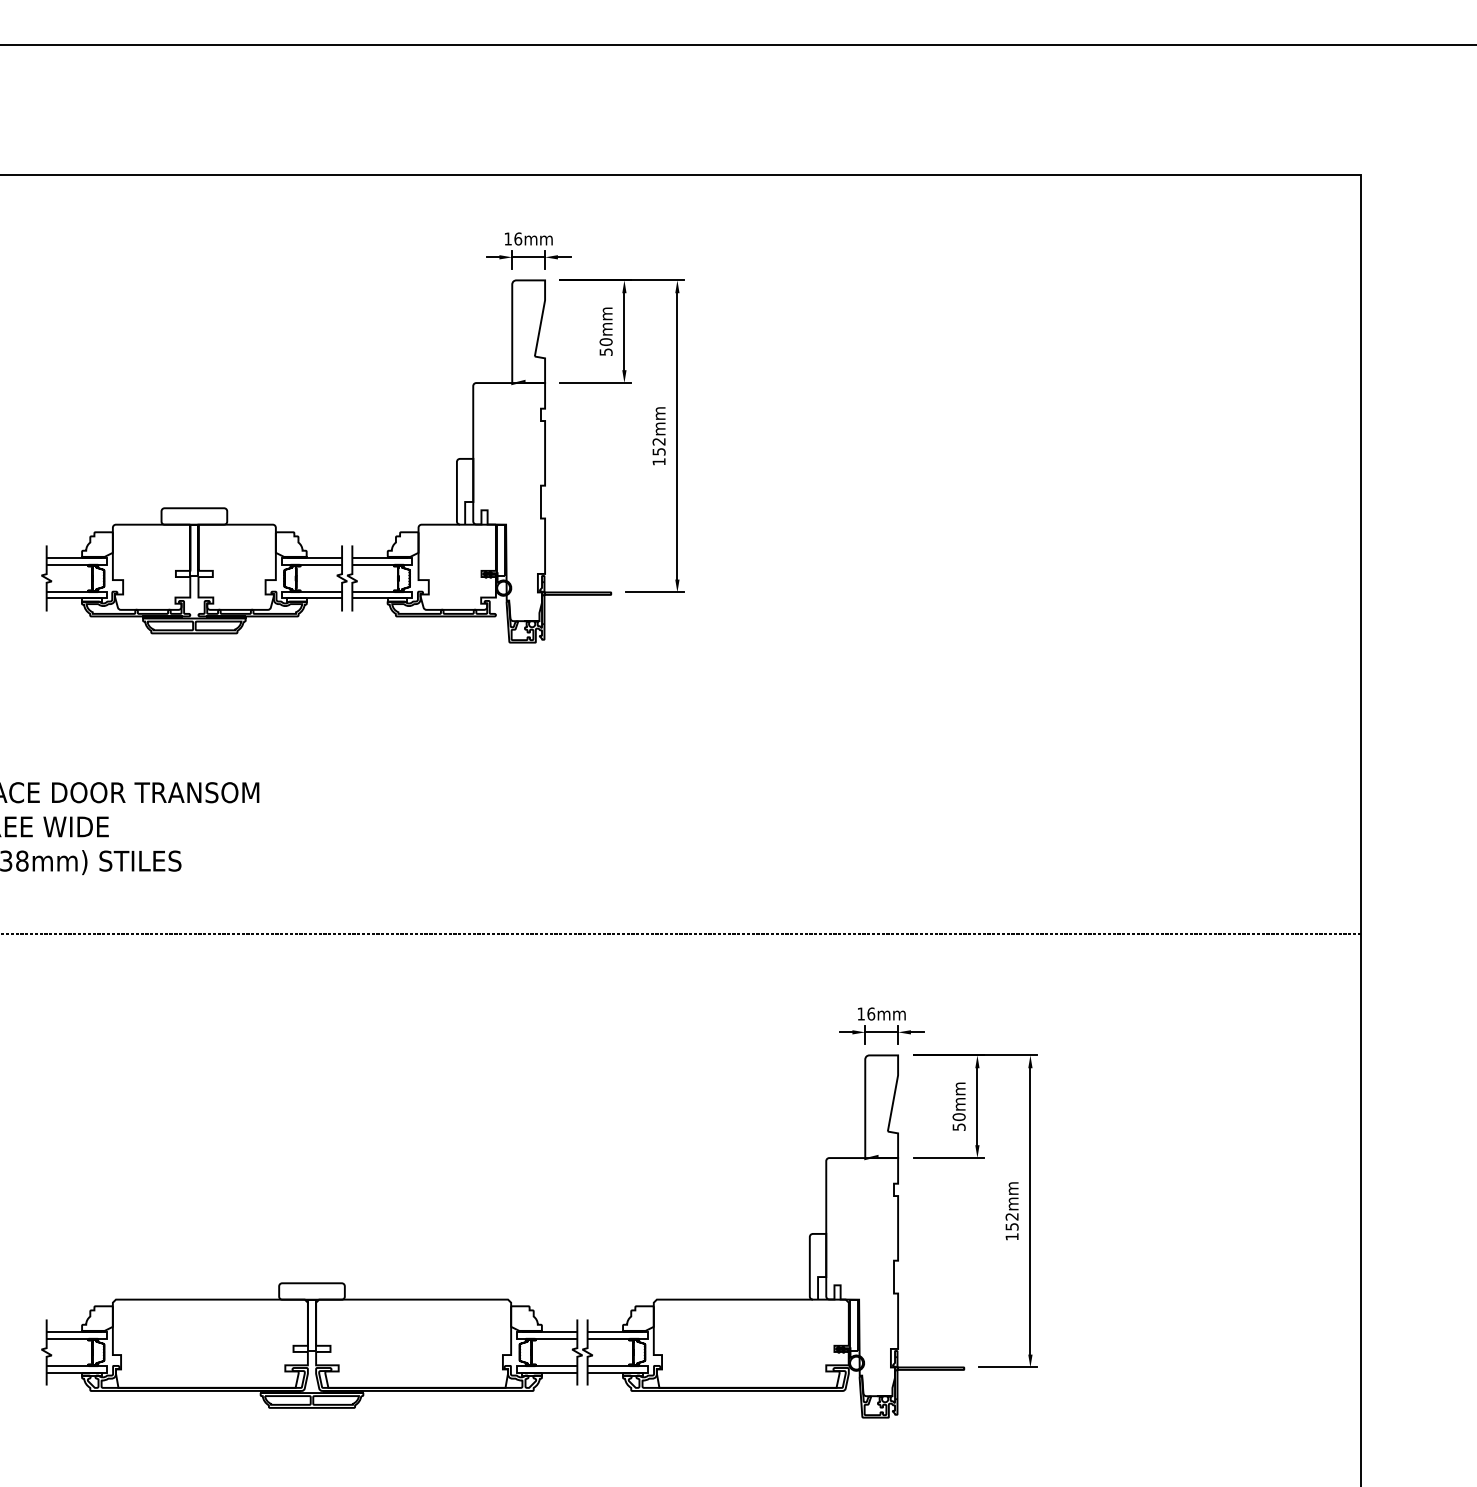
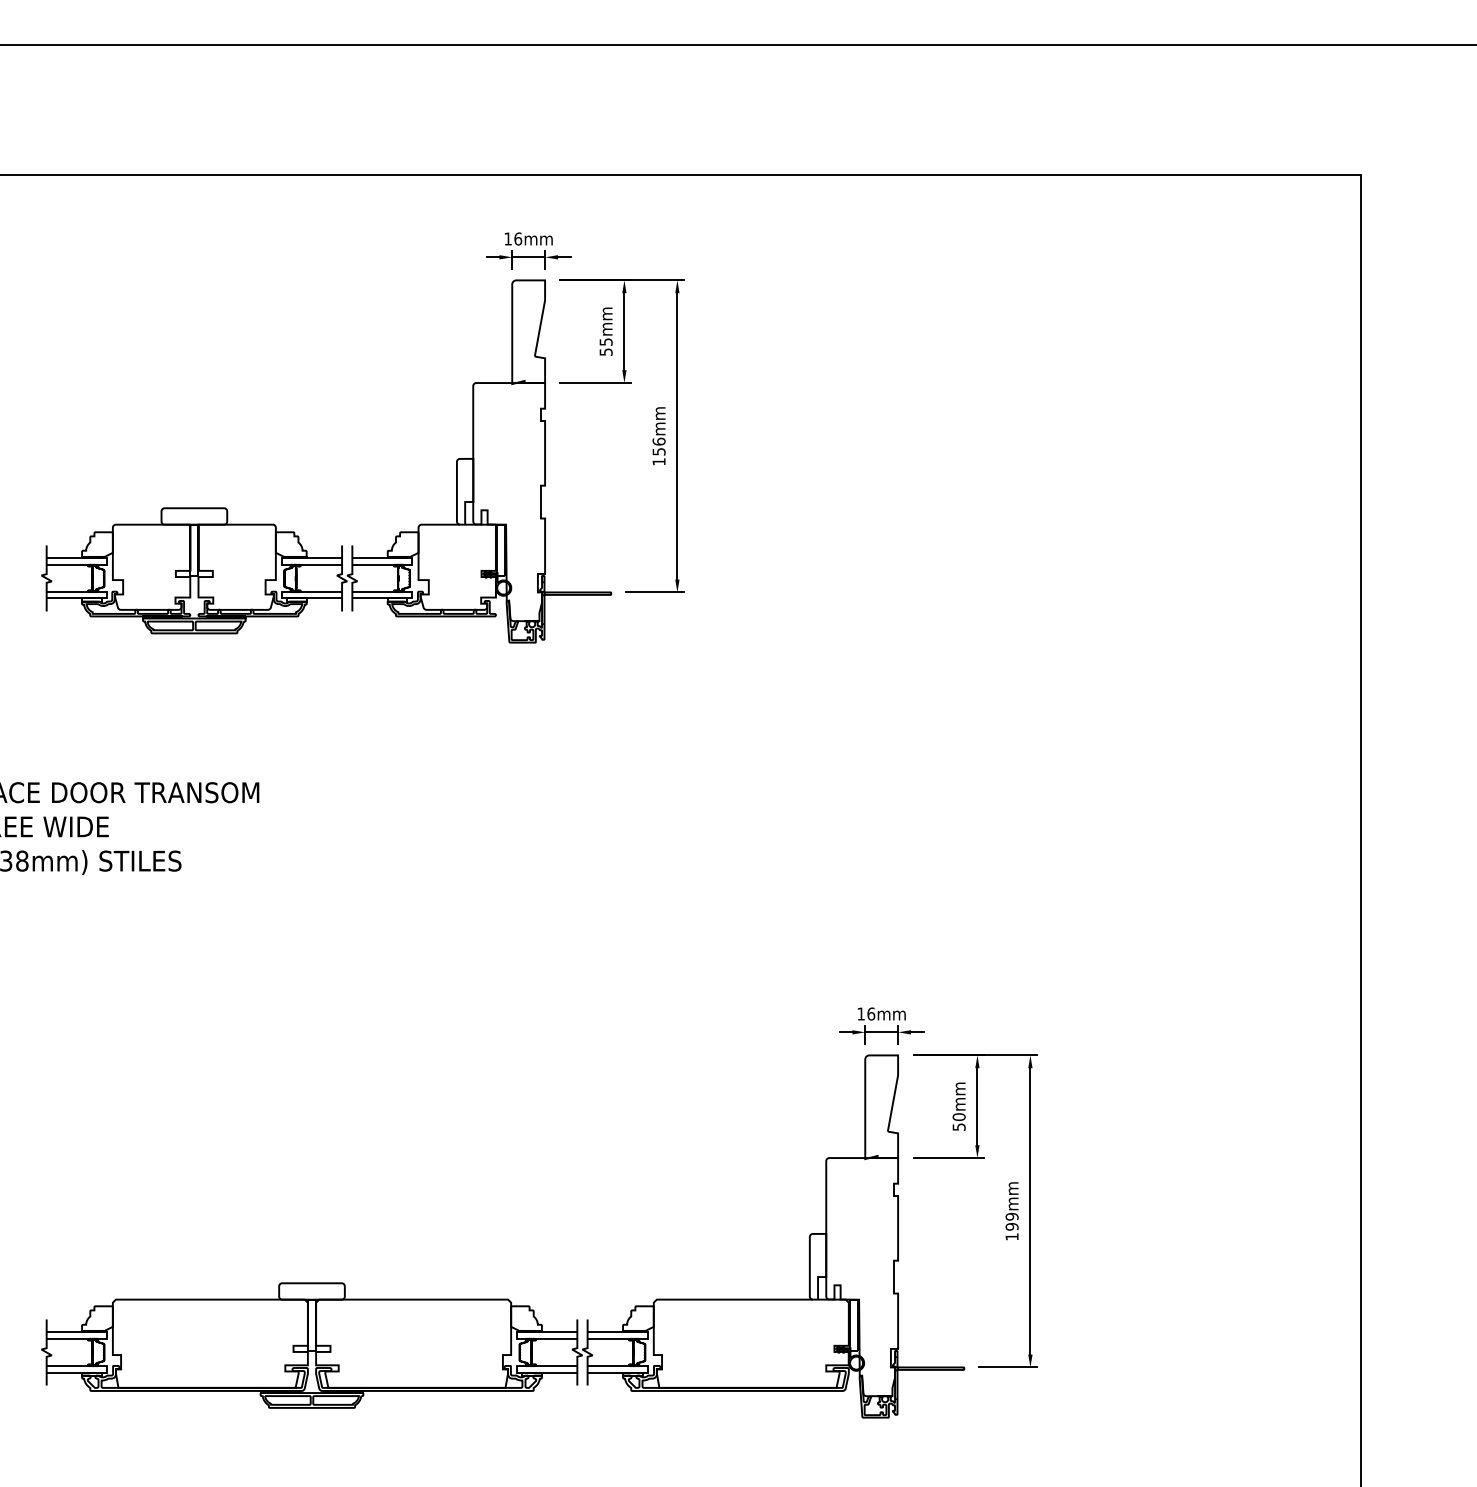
text: 50mm -> 55mm (605, 341)
text: 152mm -> 156mm (658, 441)
line: present -> none (681, 934)
text: 152mm -> 199mm (1011, 1221)
